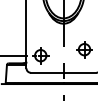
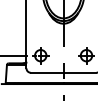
part position: (84, 49) -> (86, 55) (86, 55)
